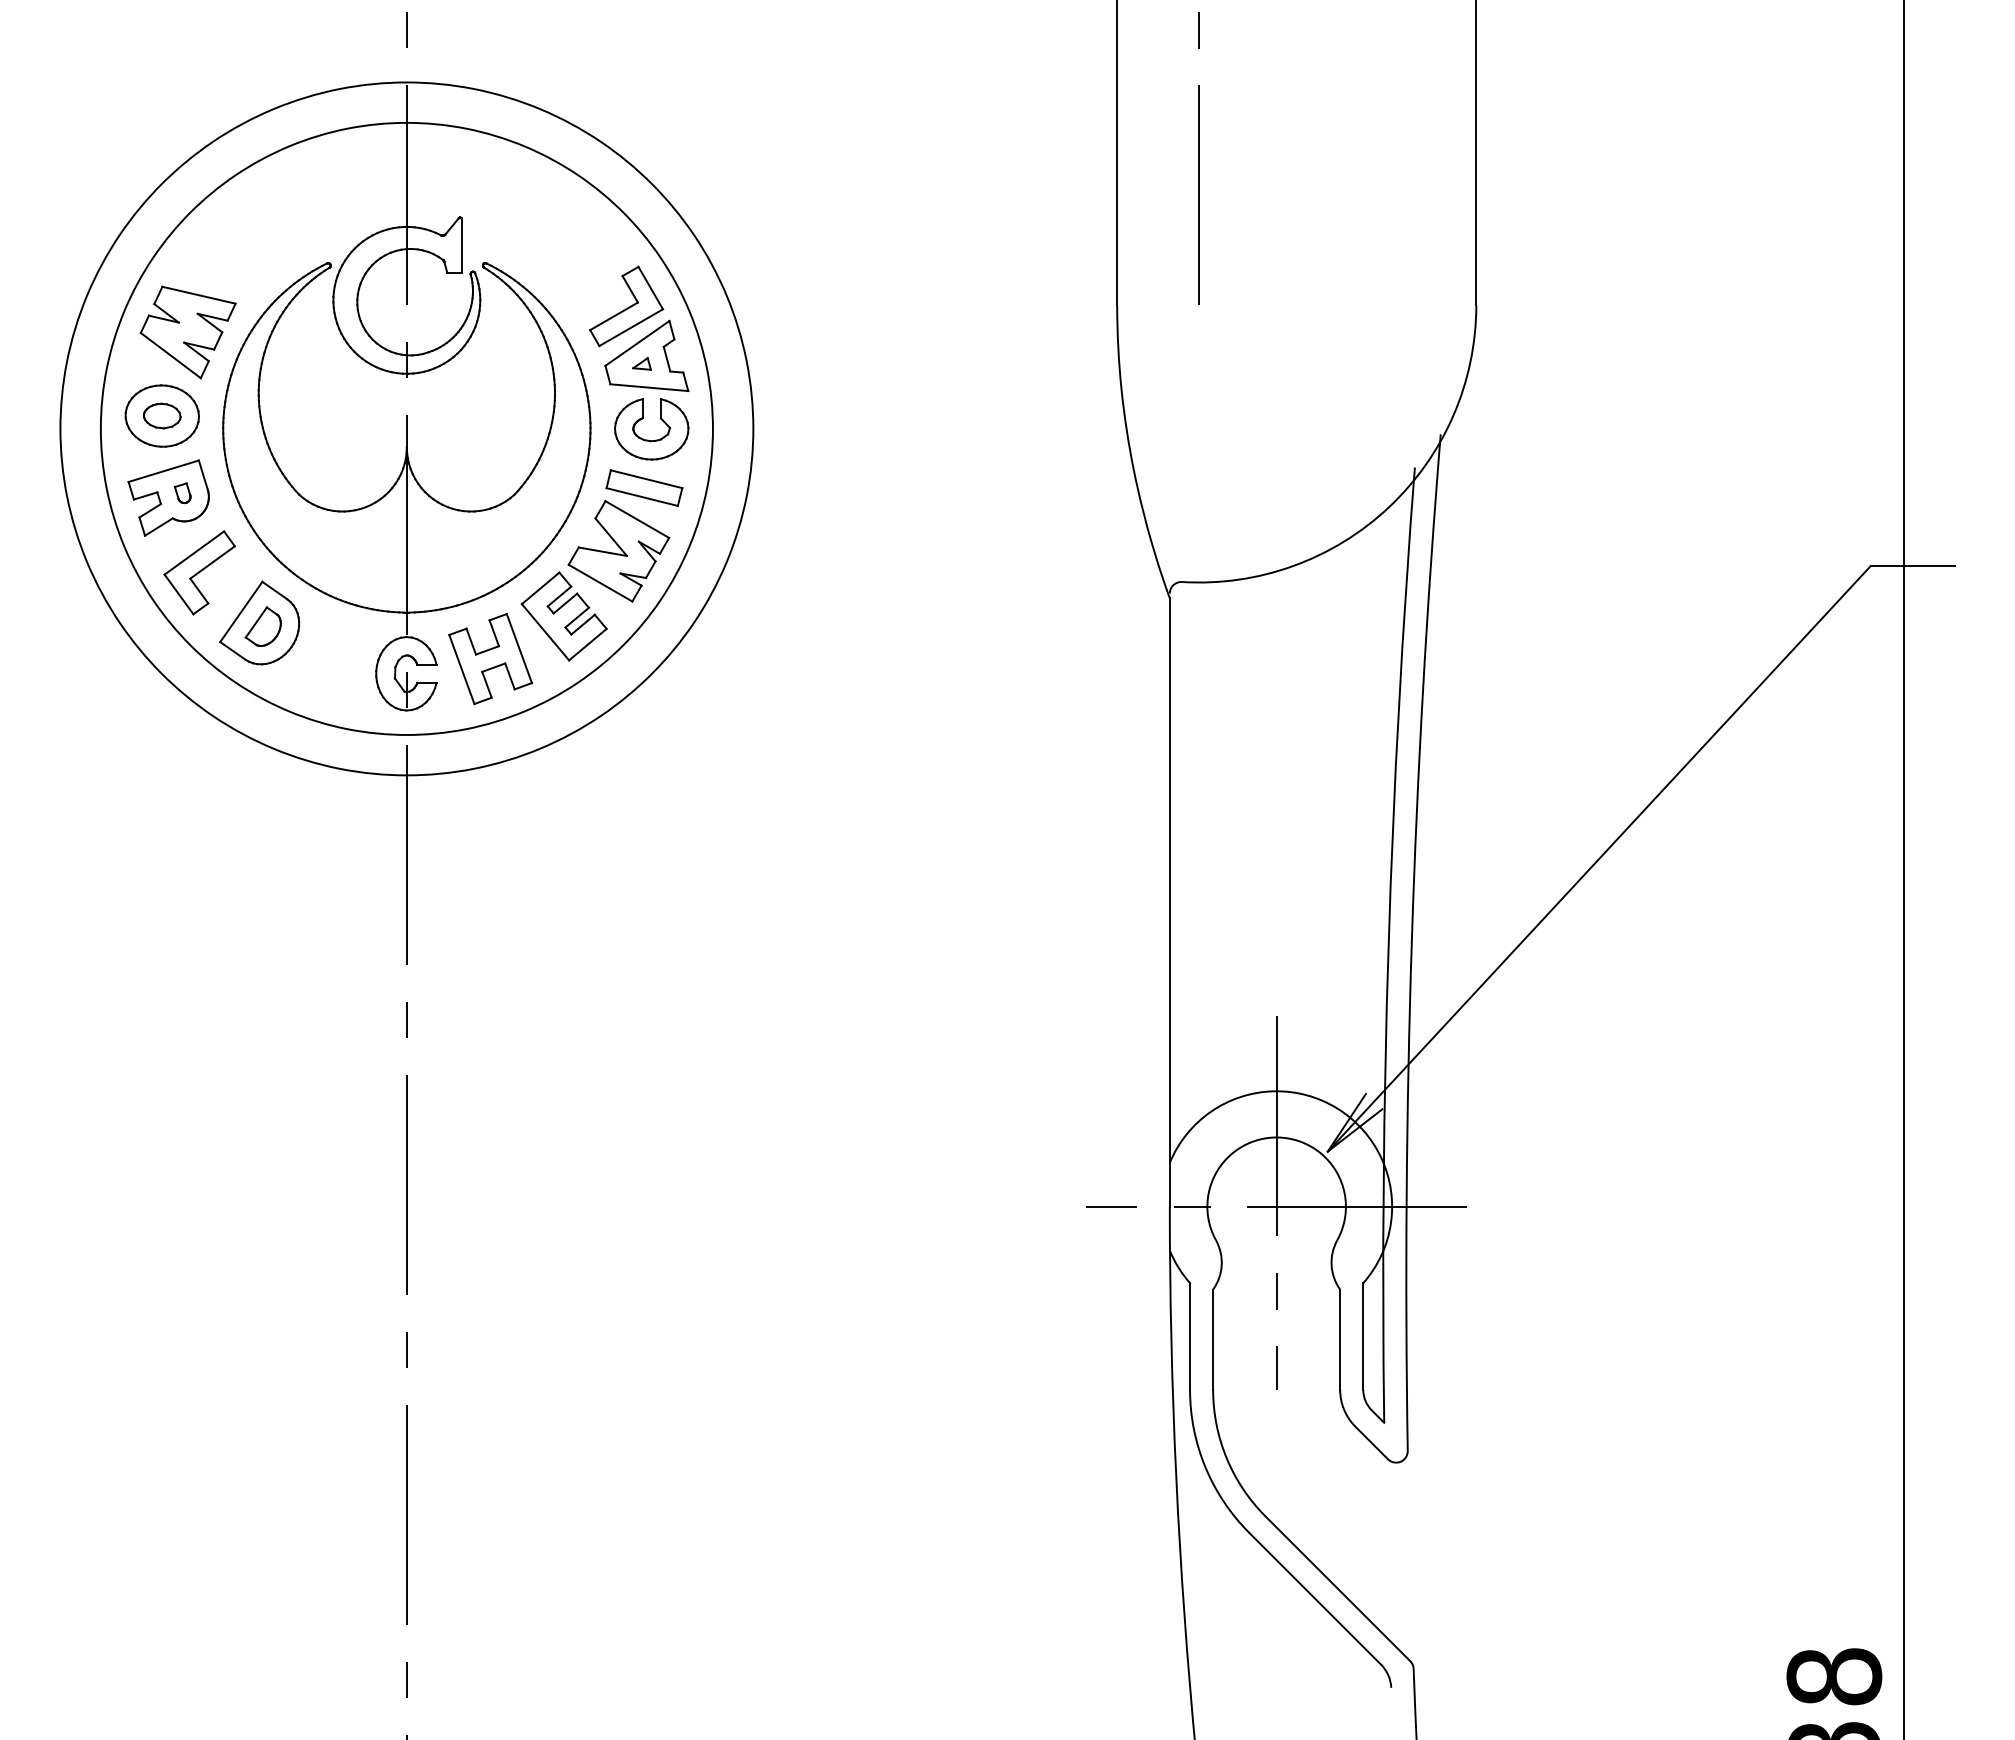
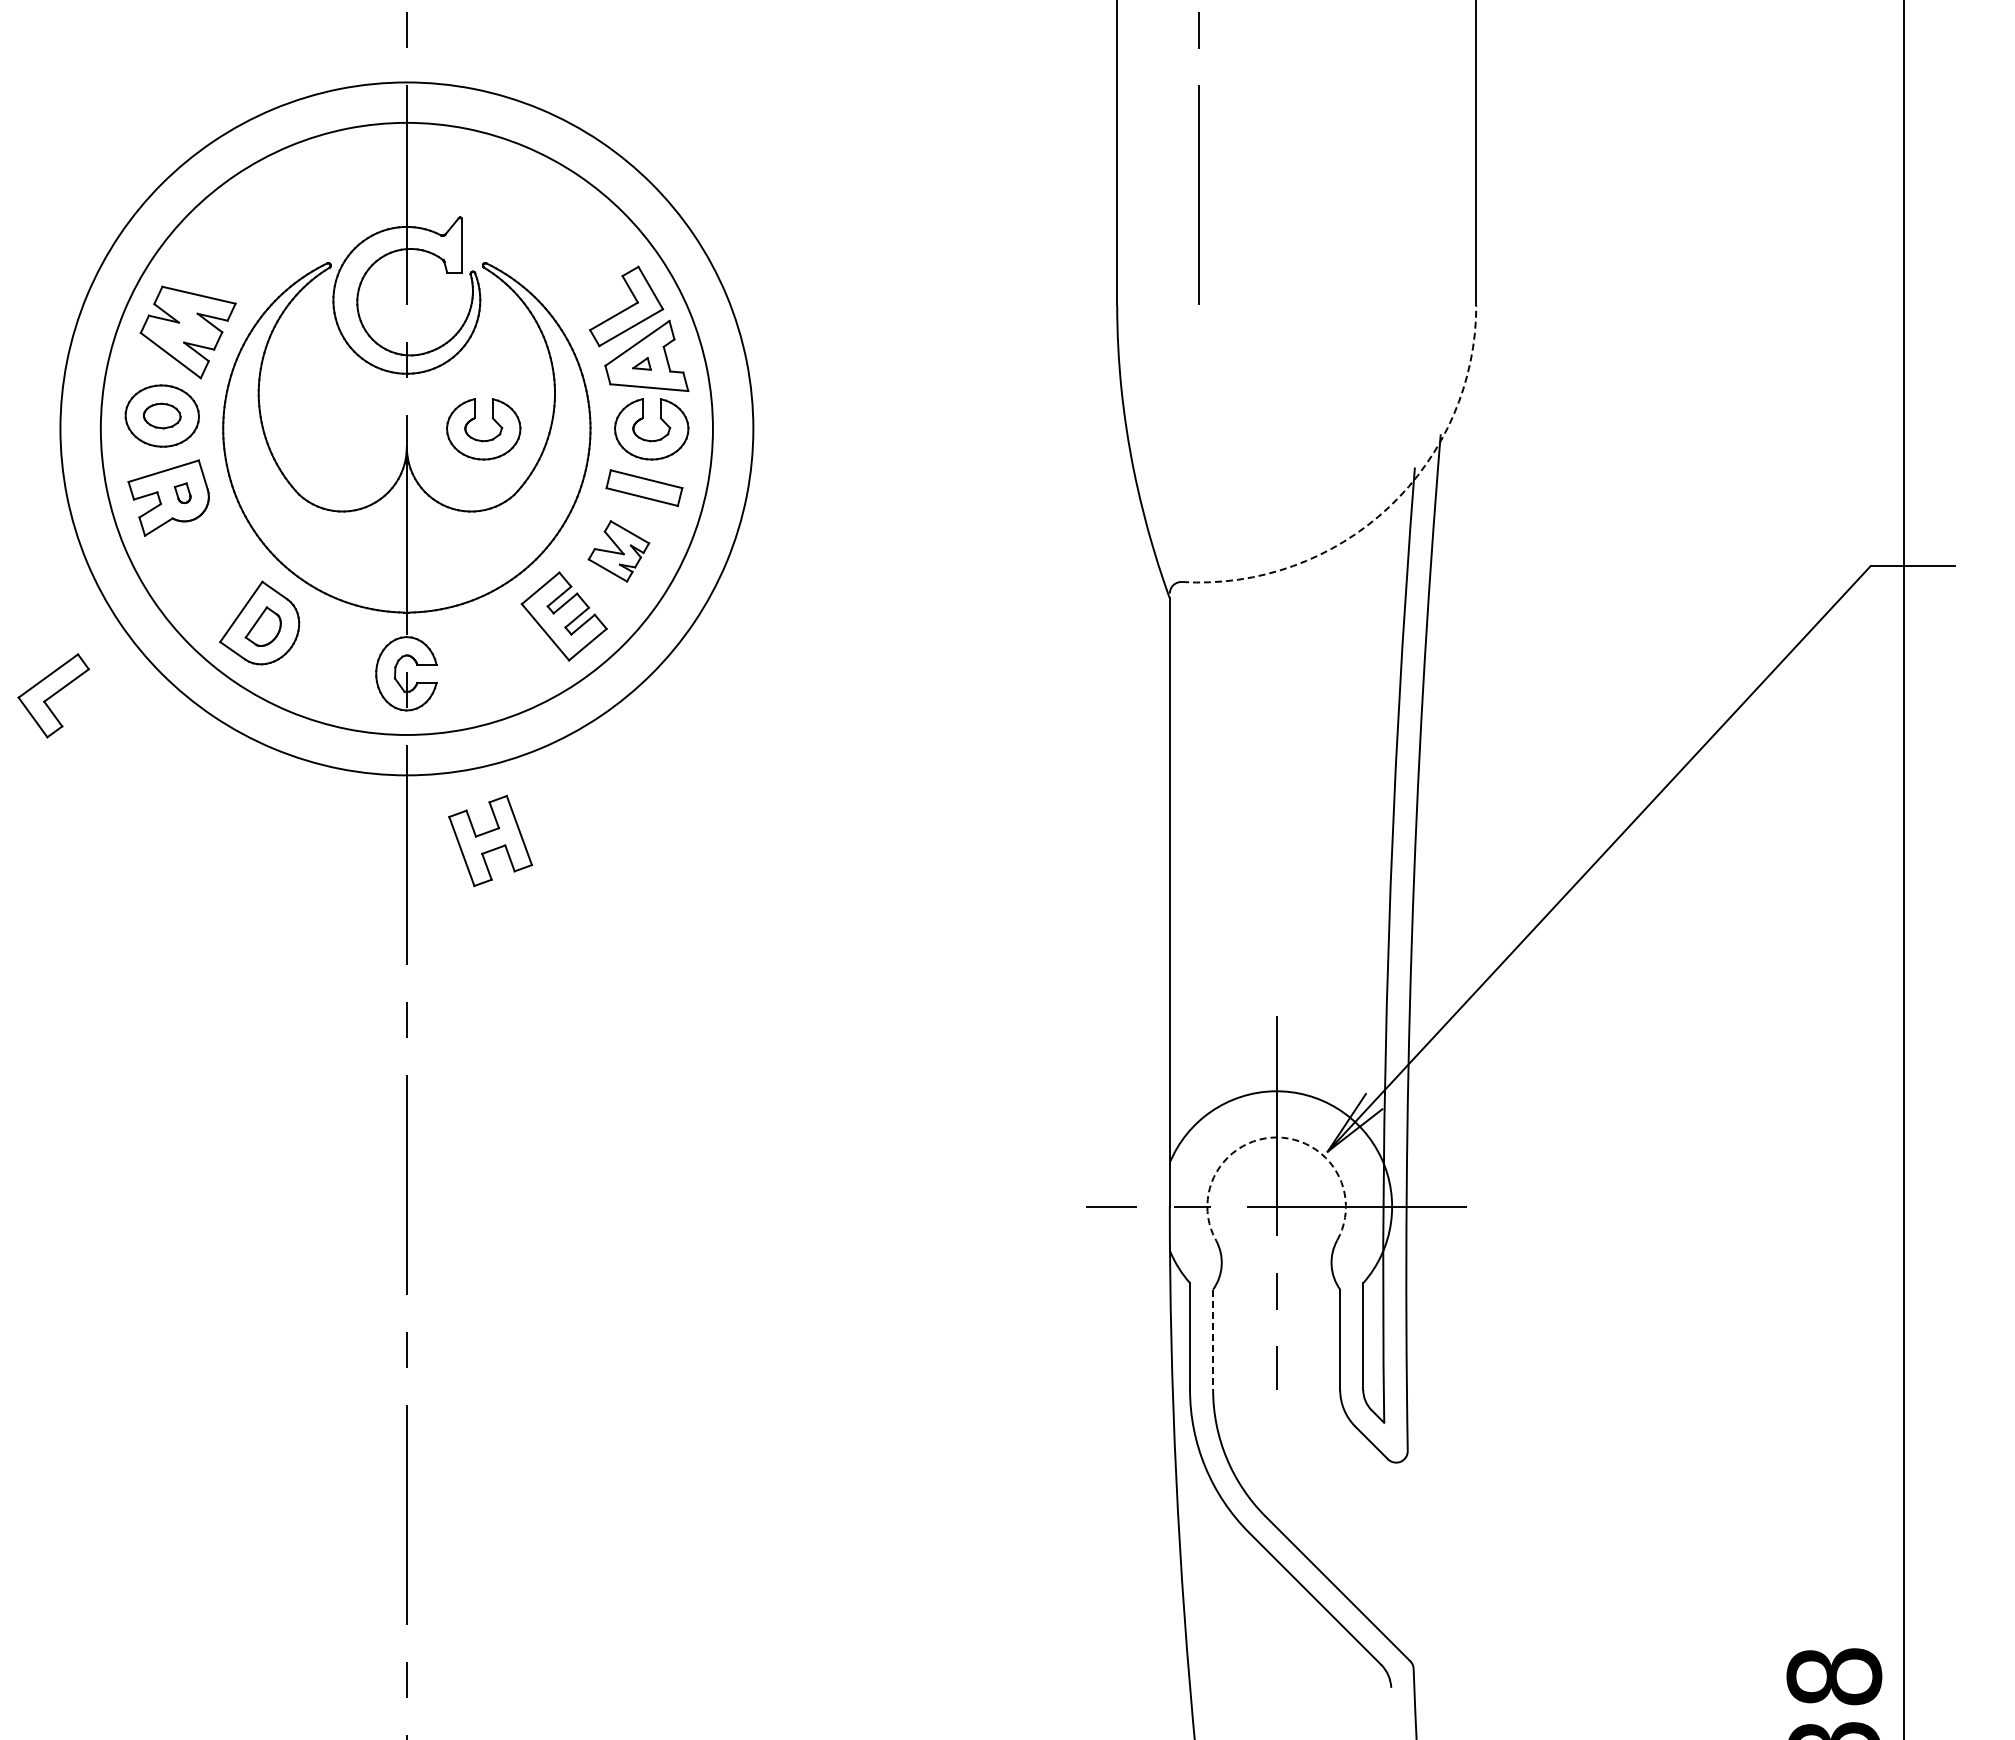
part: none -> present (480, 439)
arc: solid -> dashed (1389, 507)
part size: 104x103 px -> 64x63 px (618, 551)
part position: (199, 572) -> (53, 695) (53, 695)
part position: (490, 658) -> (490, 840) (490, 840)
arc: solid -> dashed (1276, 1137)
line: solid -> dashed (1213, 1340)
